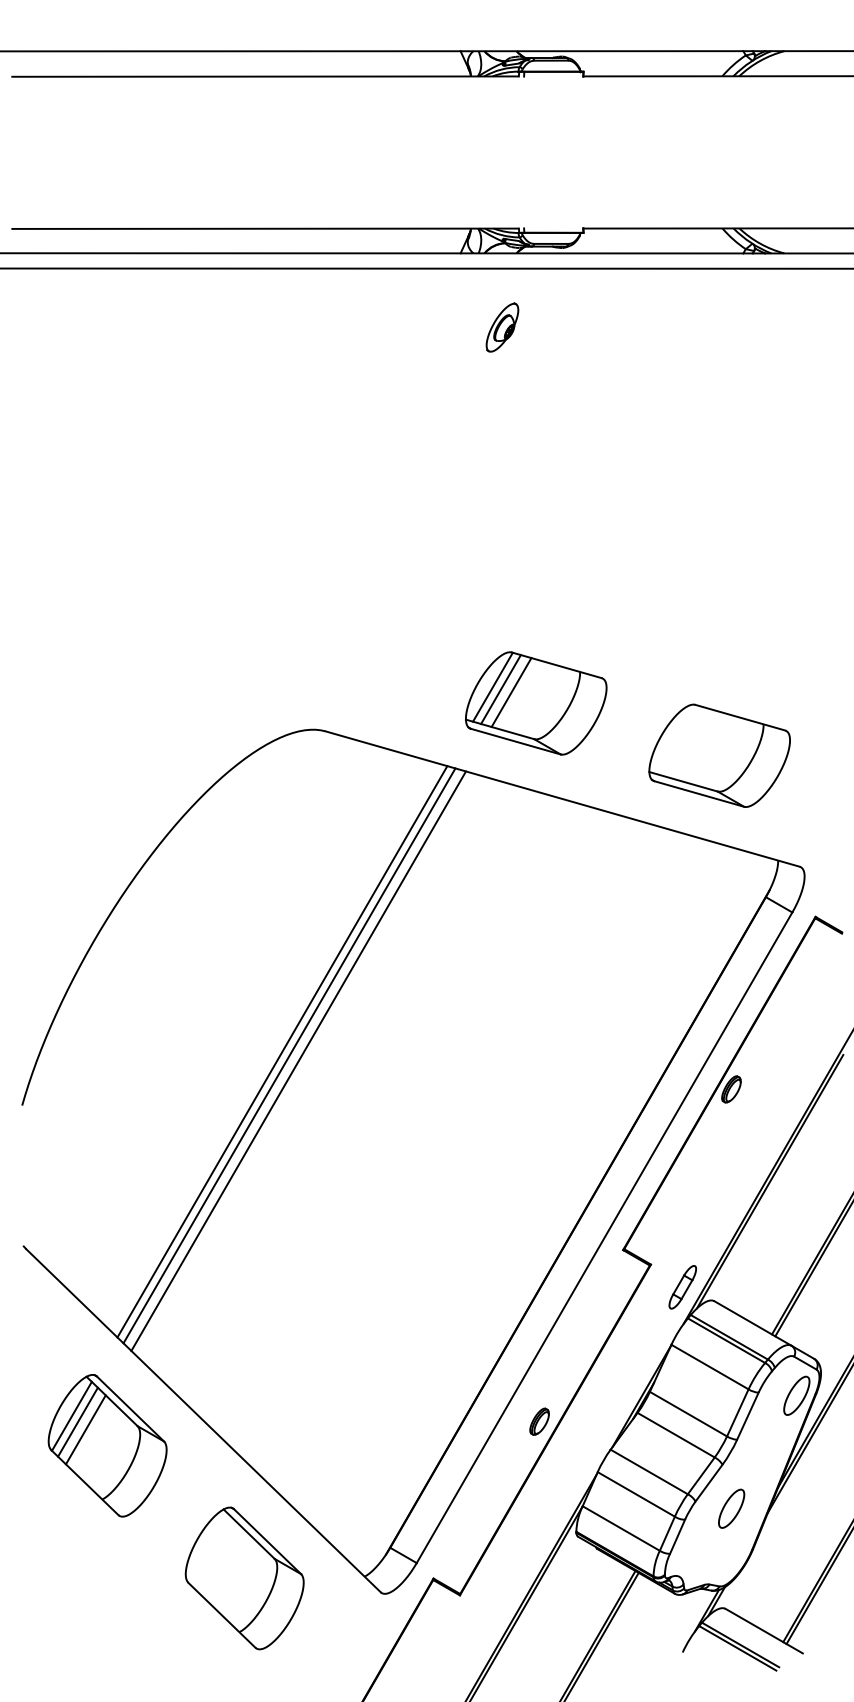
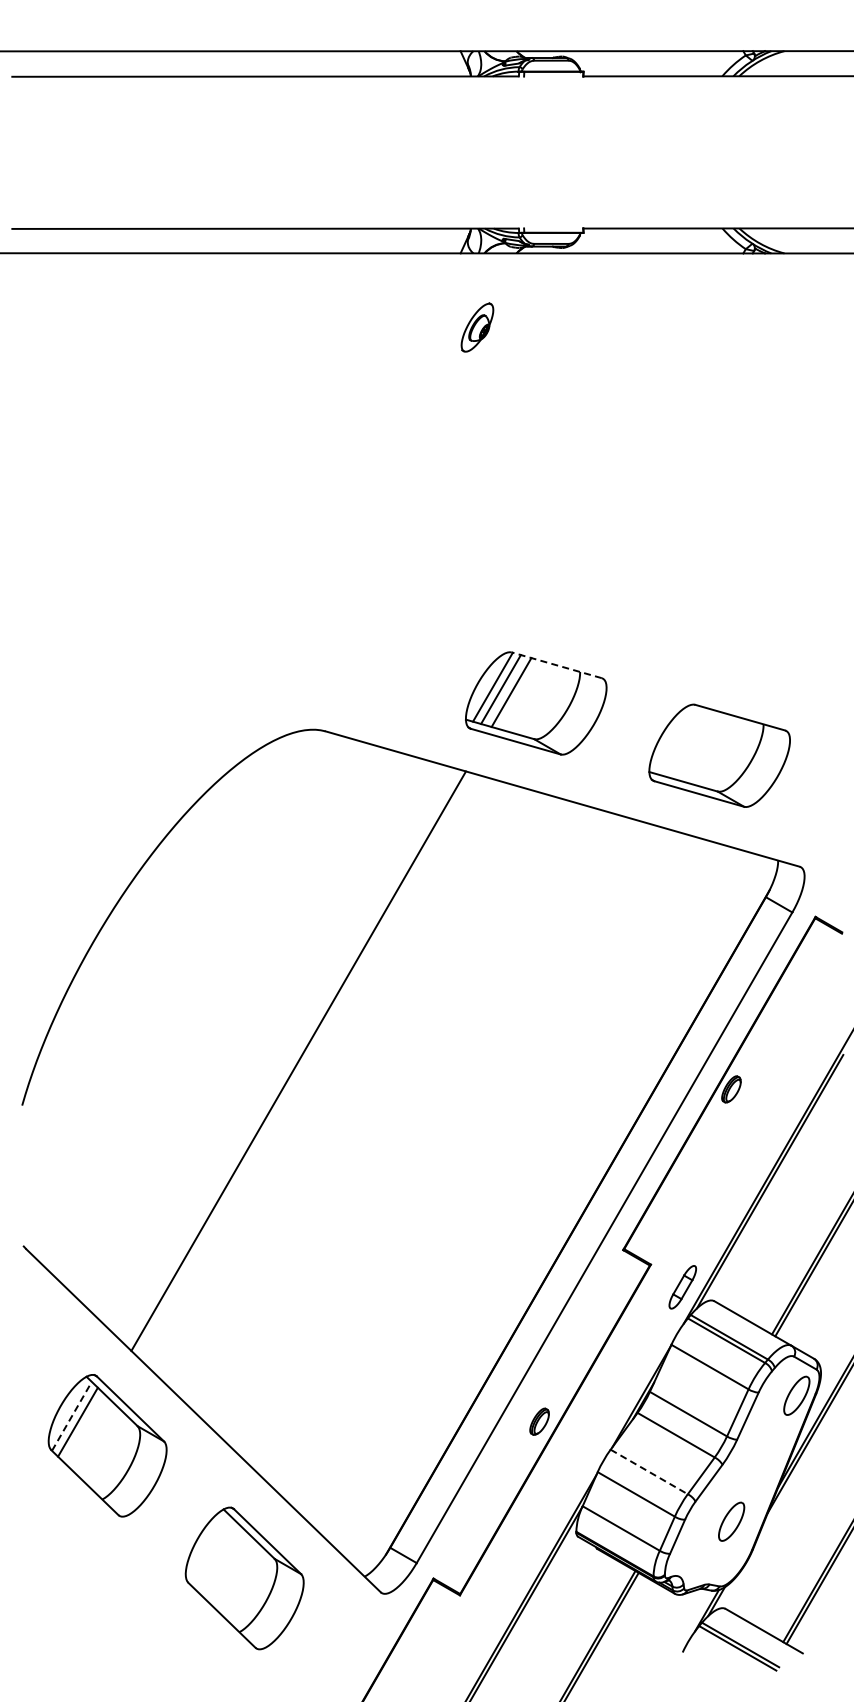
line: present -> none (426, 268)
part position: (502, 327) -> (477, 327) (477, 327)
line: solid -> dashed (556, 665)
line: present -> none (282, 1051)
line: present -> none (289, 1055)
line: solid -> dashed (71, 1416)
line: present -> none (85, 1429)
line: solid -> dashed (649, 1471)
part position: (731, 1508) -> (731, 1521) (731, 1521)
